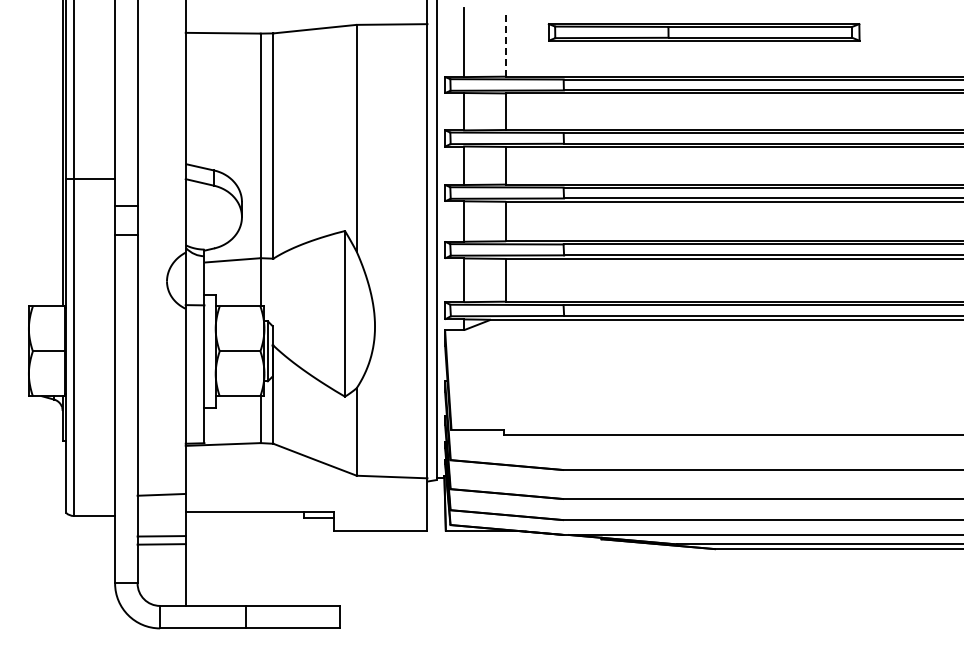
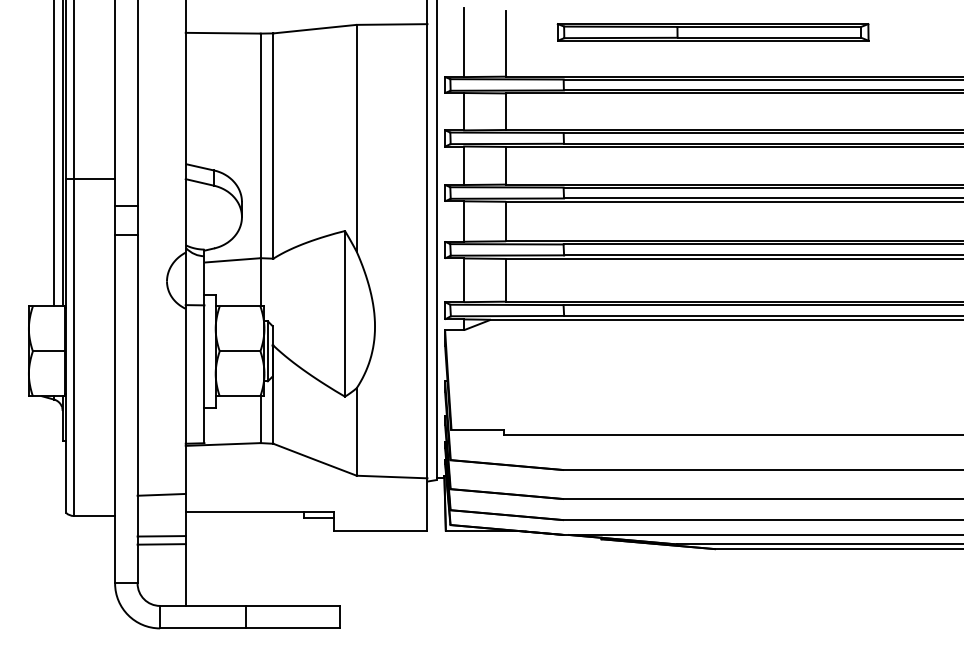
part position: (703, 32) -> (712, 32) (712, 32)
line: dashed -> solid (506, 43)
line: none -> present (54, 154)
